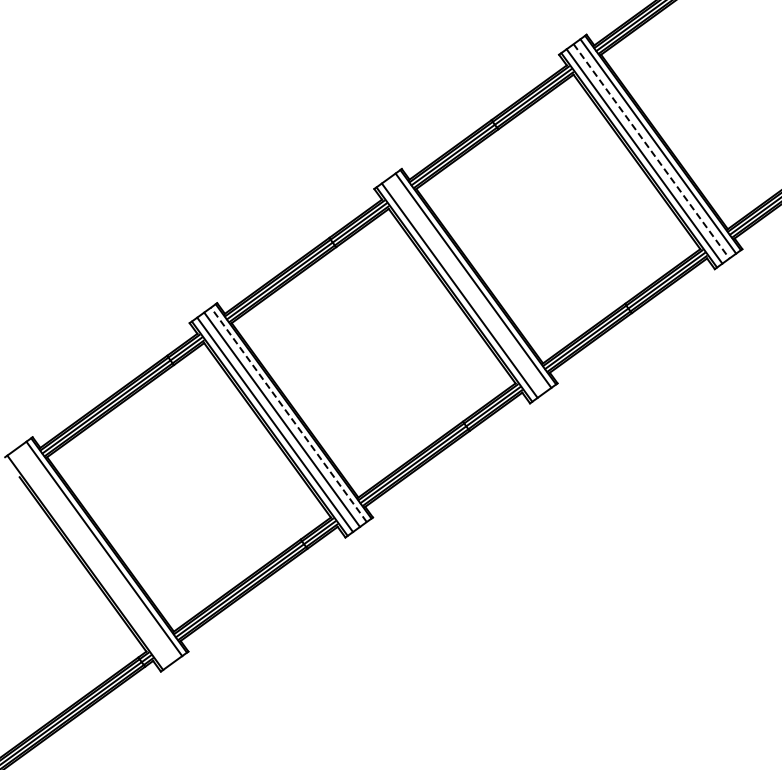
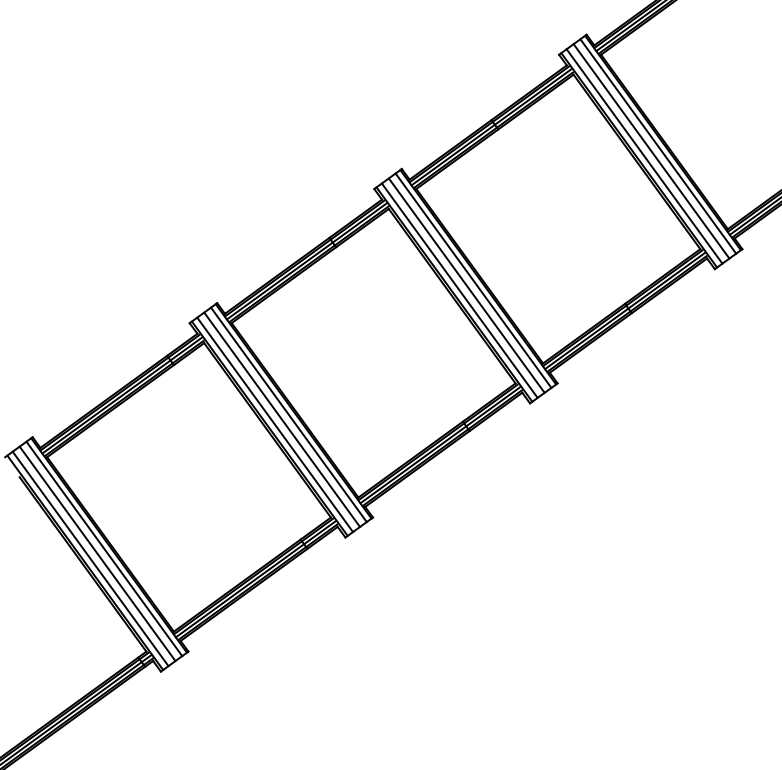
line: dashed -> solid (651, 151)
line: none -> present (466, 285)
line: dashed -> solid (288, 414)
line: none -> present (97, 553)
line: none -> present (90, 558)
